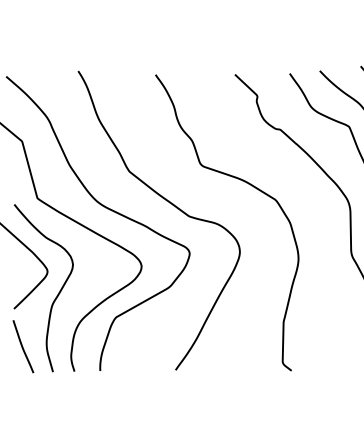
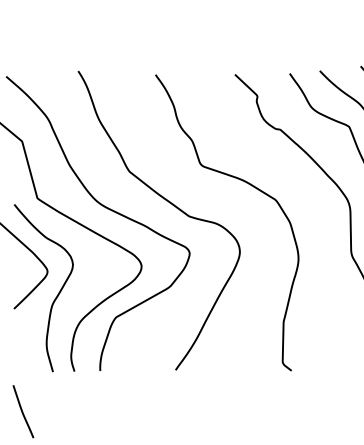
curve position: (23, 346) -> (23, 411) (23, 411)
